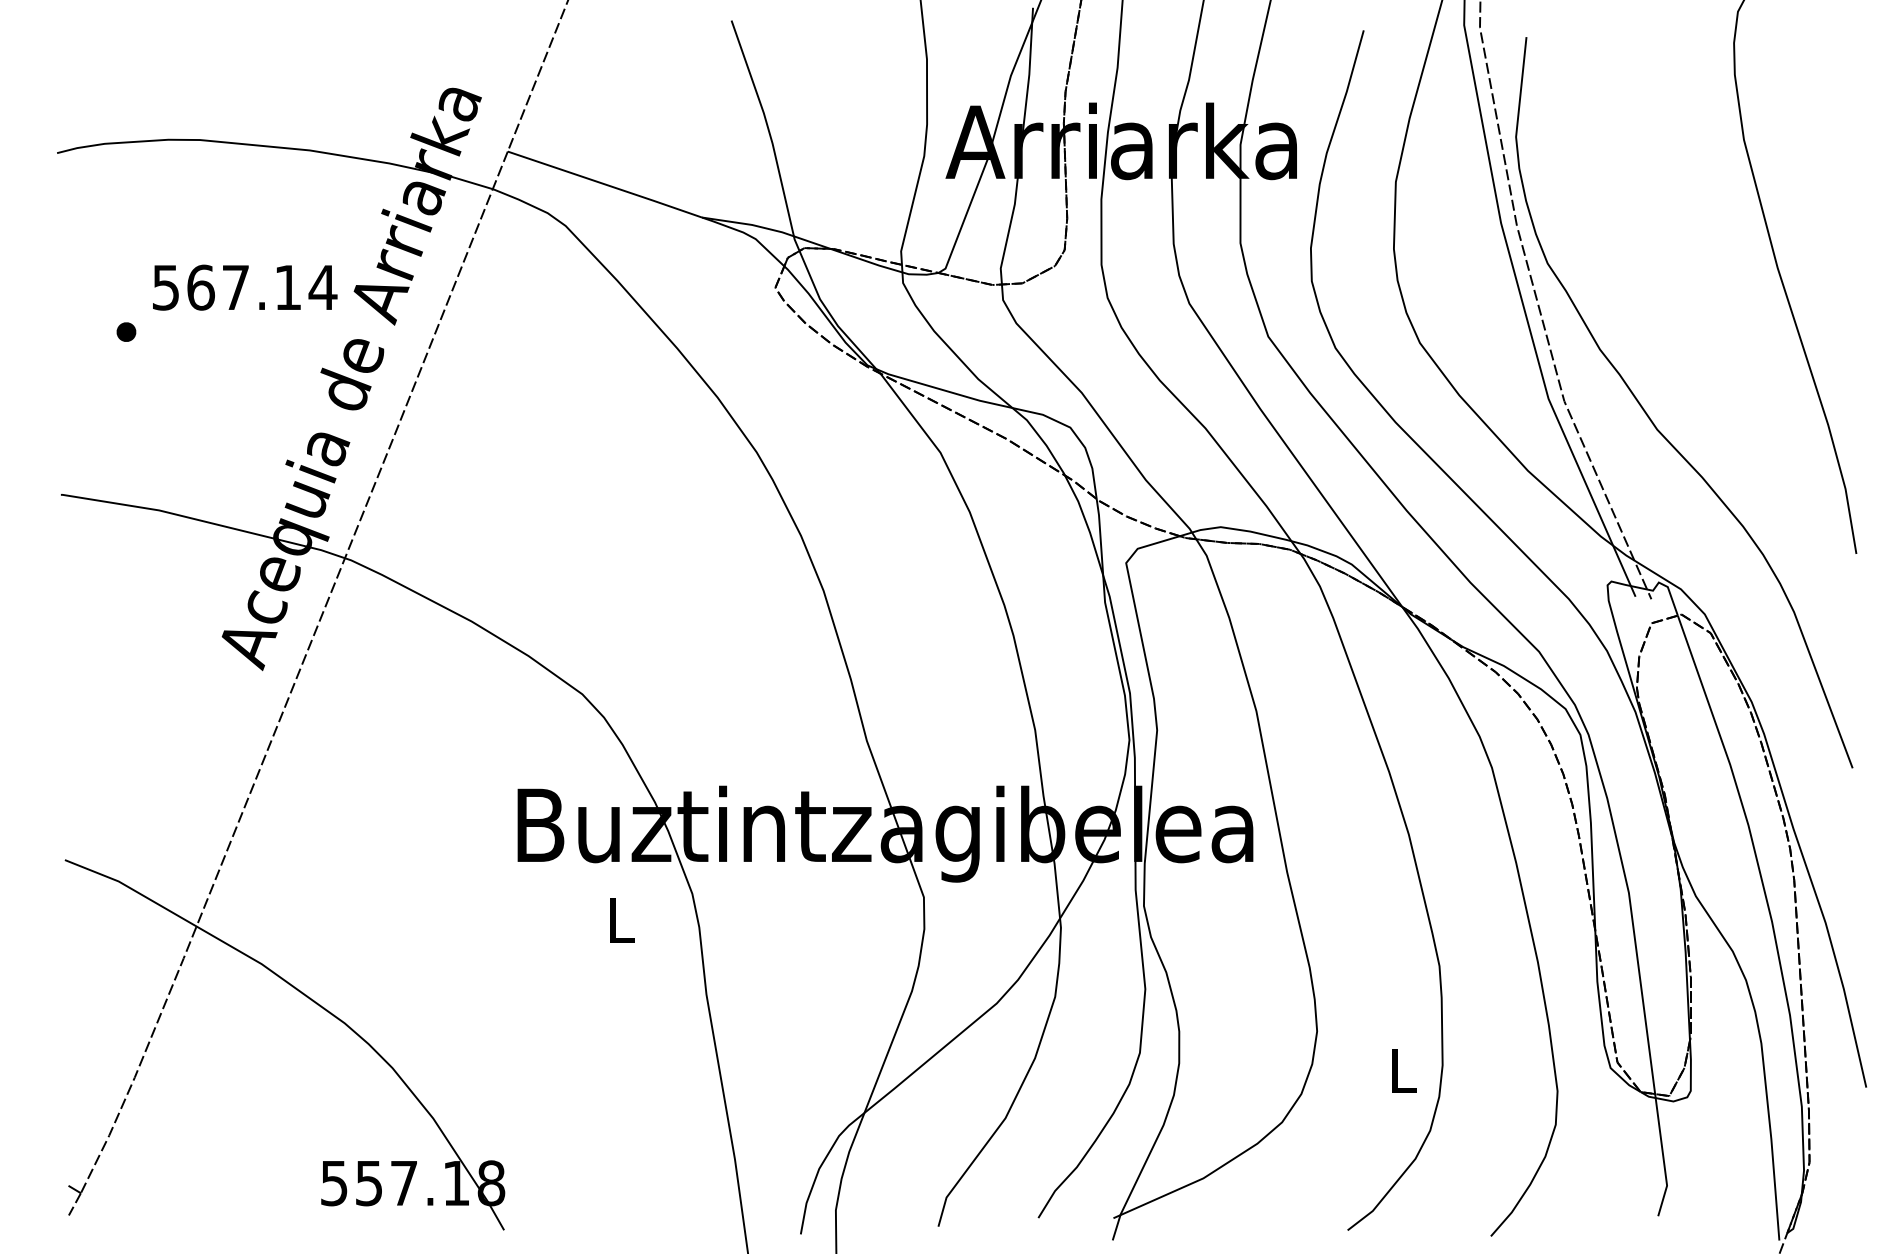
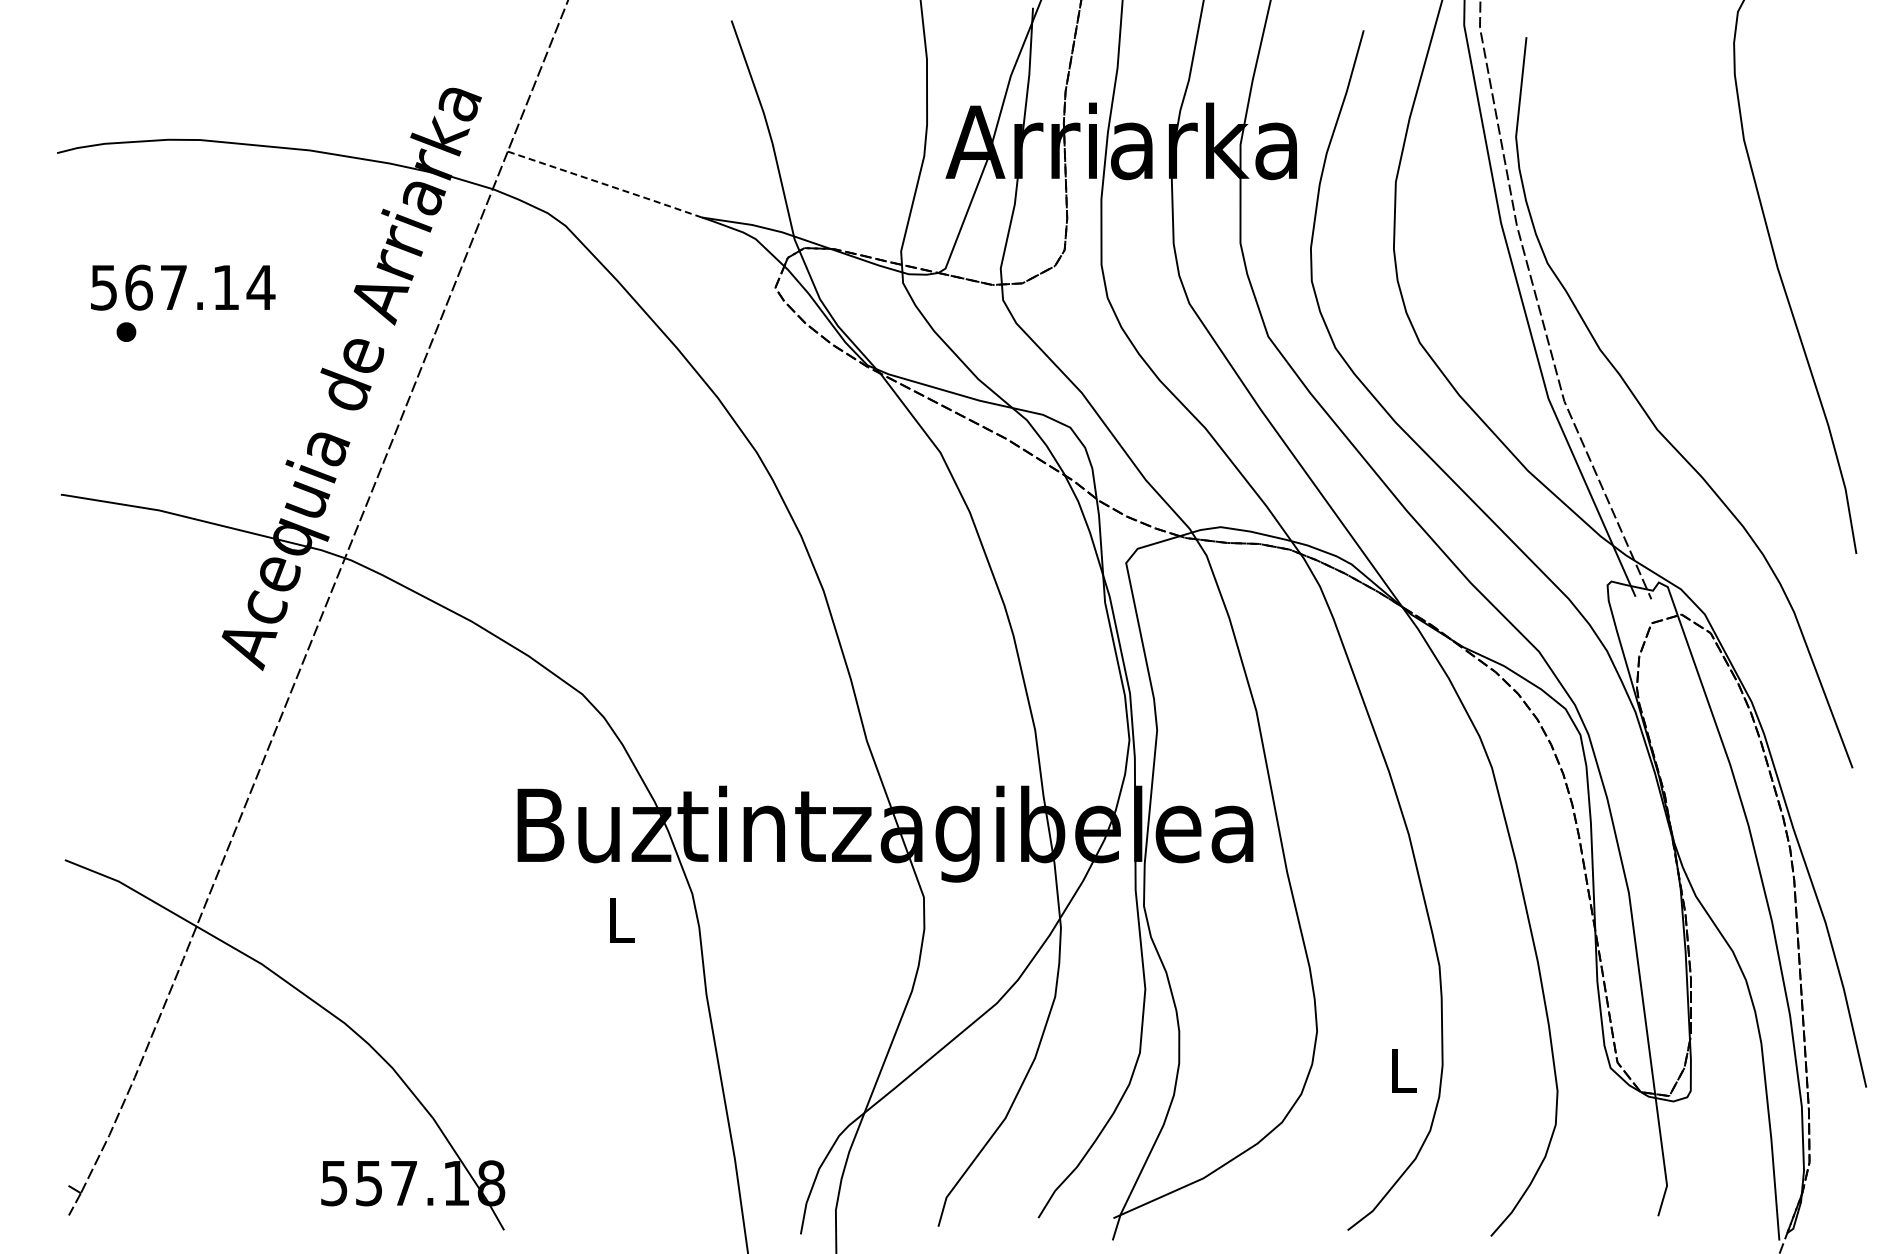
line: solid -> dashed (605, 184)
text position: (245, 287) -> (183, 287) (183, 287)
